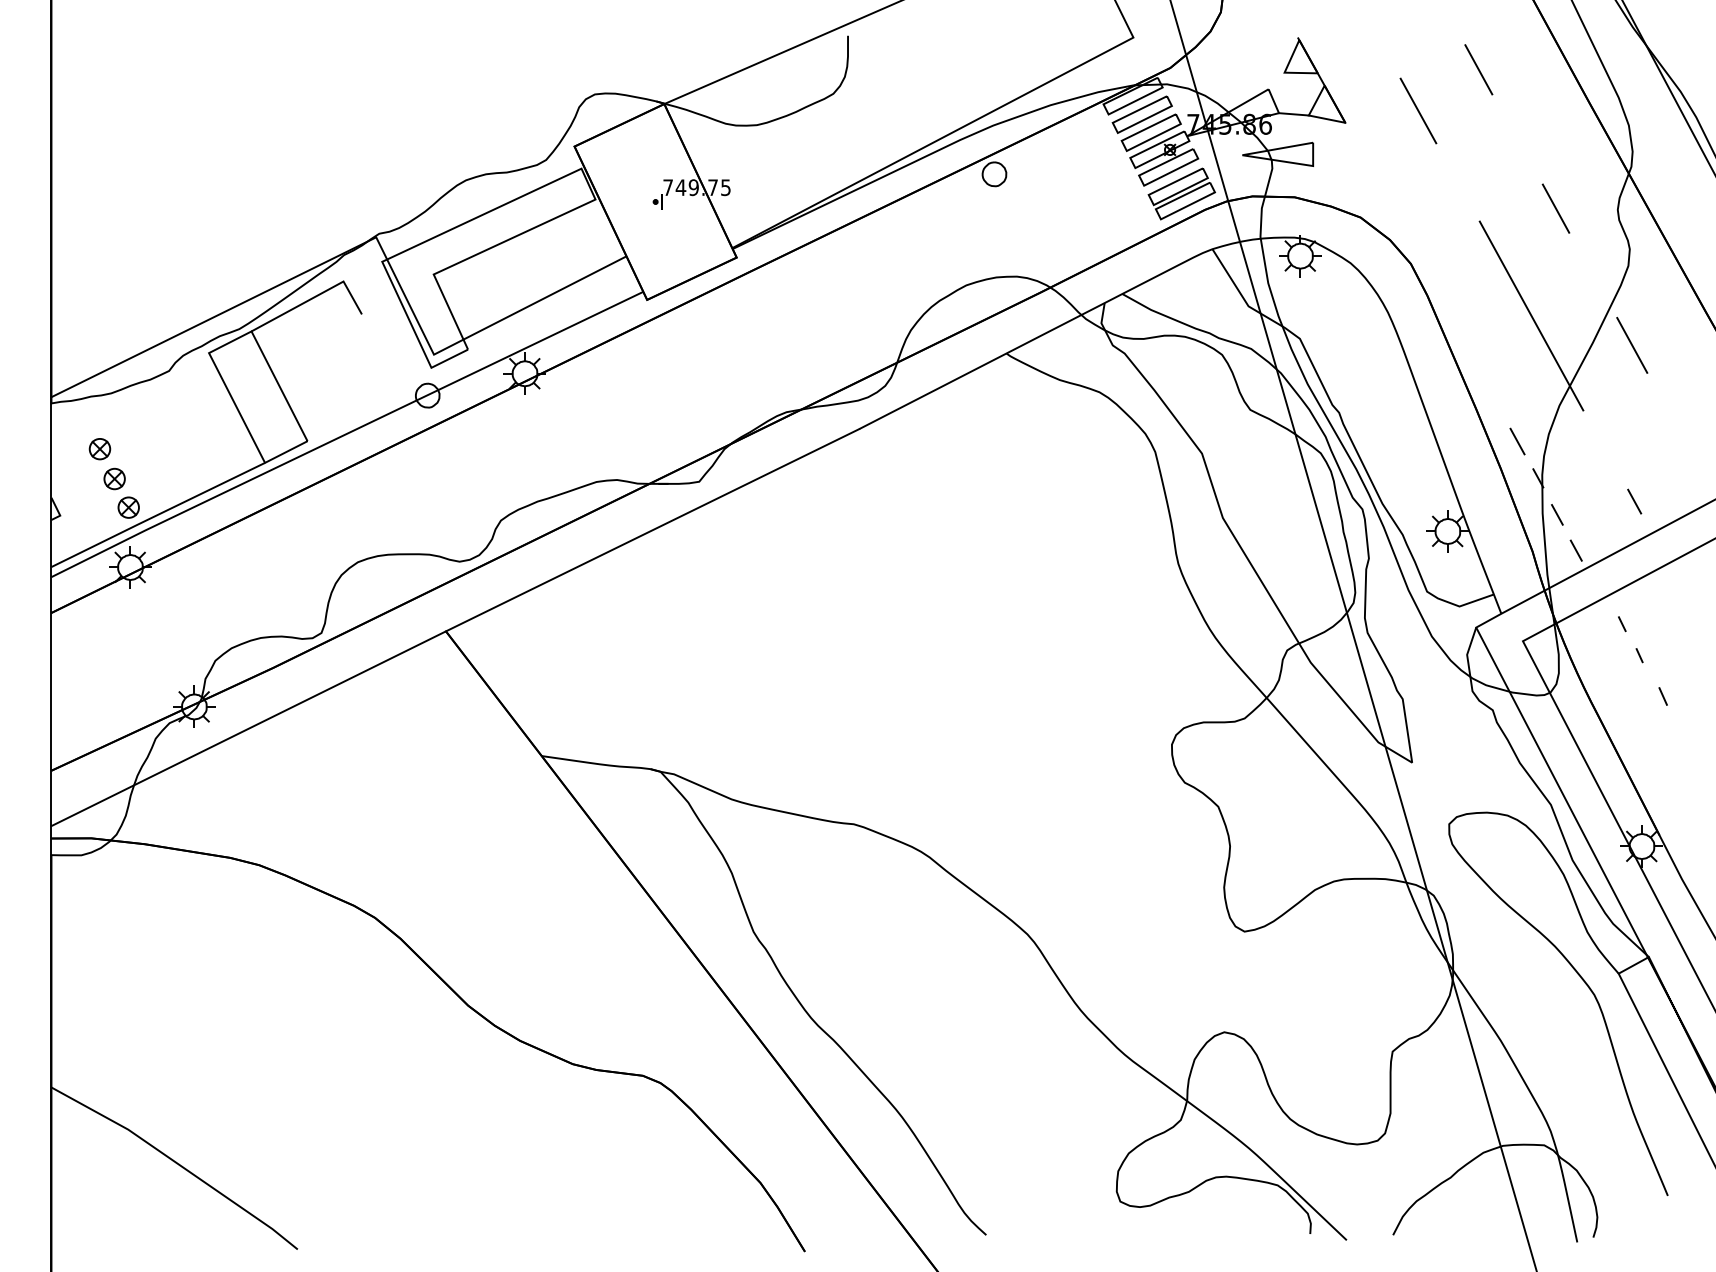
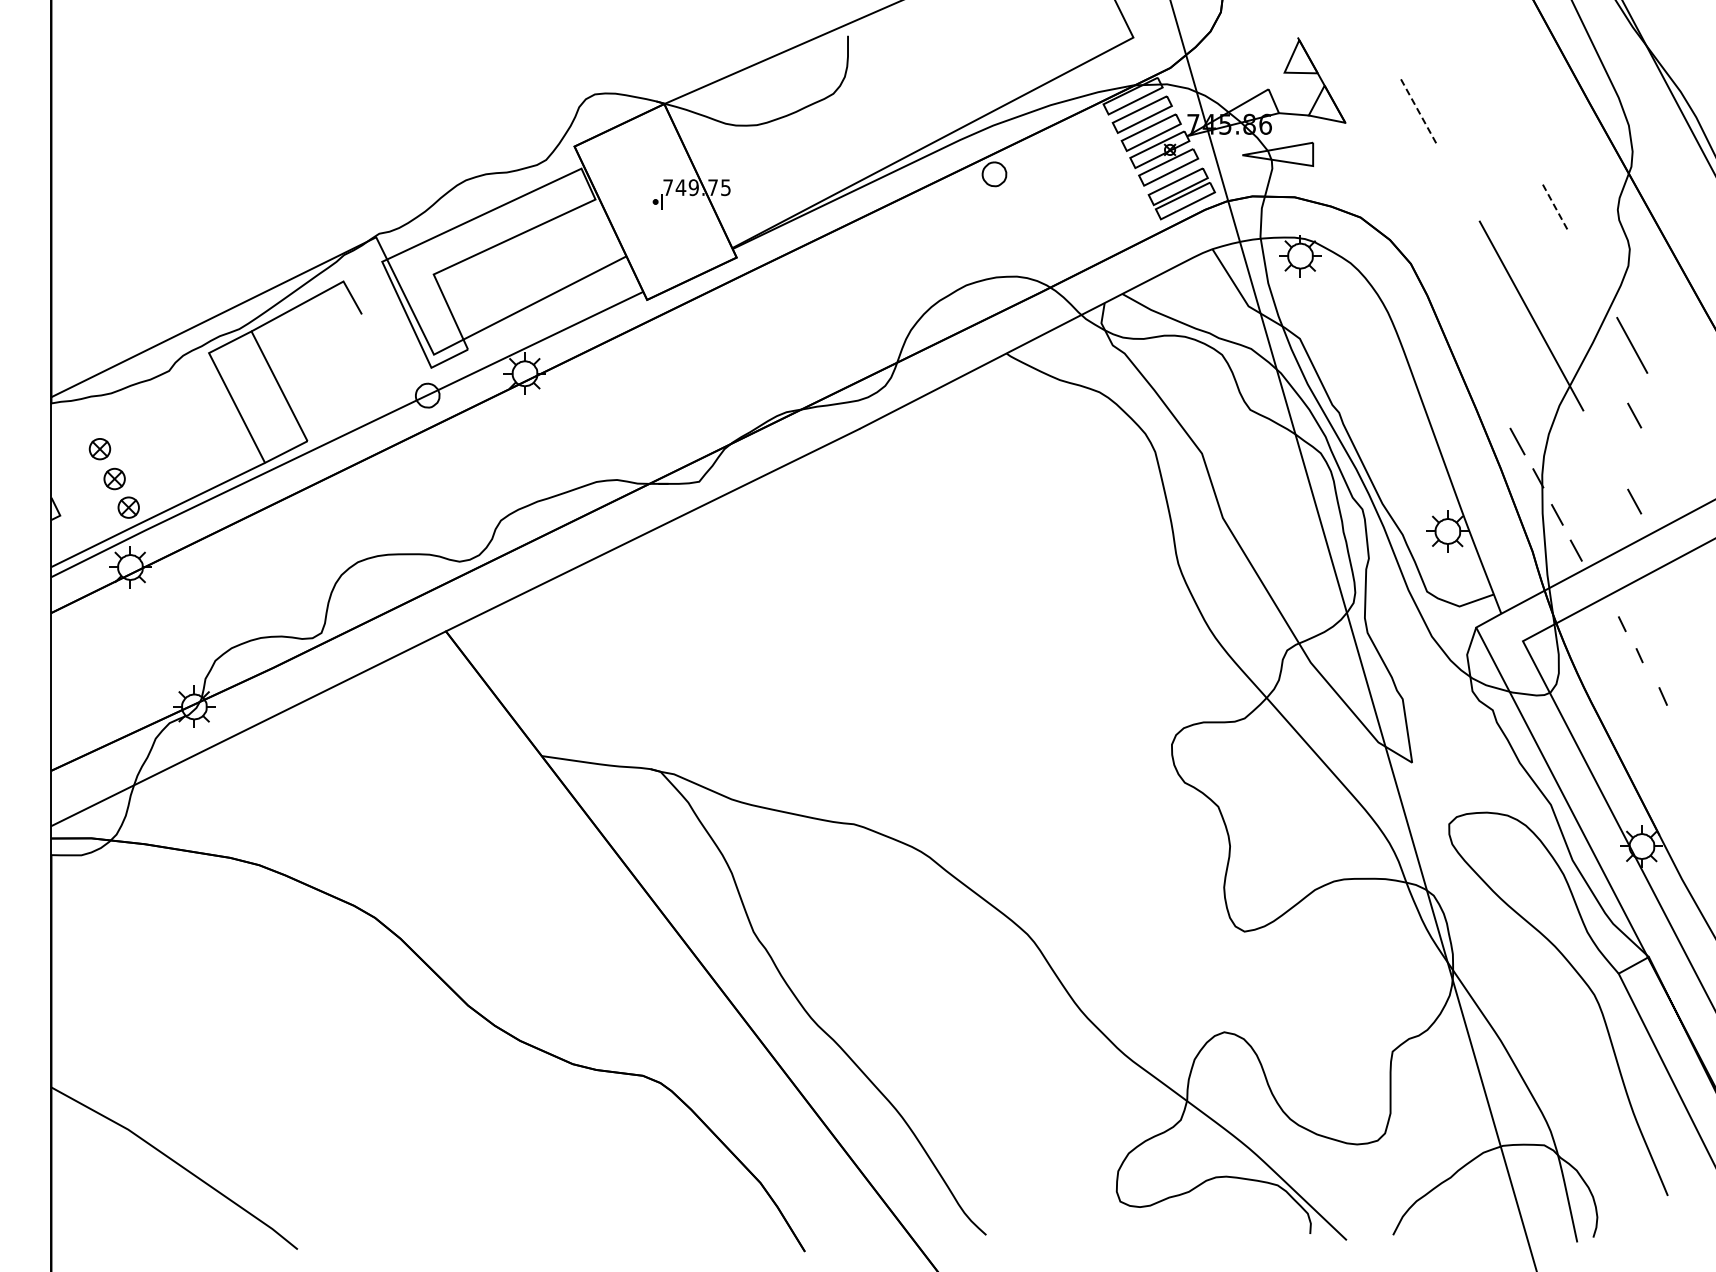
line: present -> none (1478, 69)
line: solid -> dashed (1418, 111)
line: solid -> dashed (1556, 209)
line: none -> present (1634, 415)
